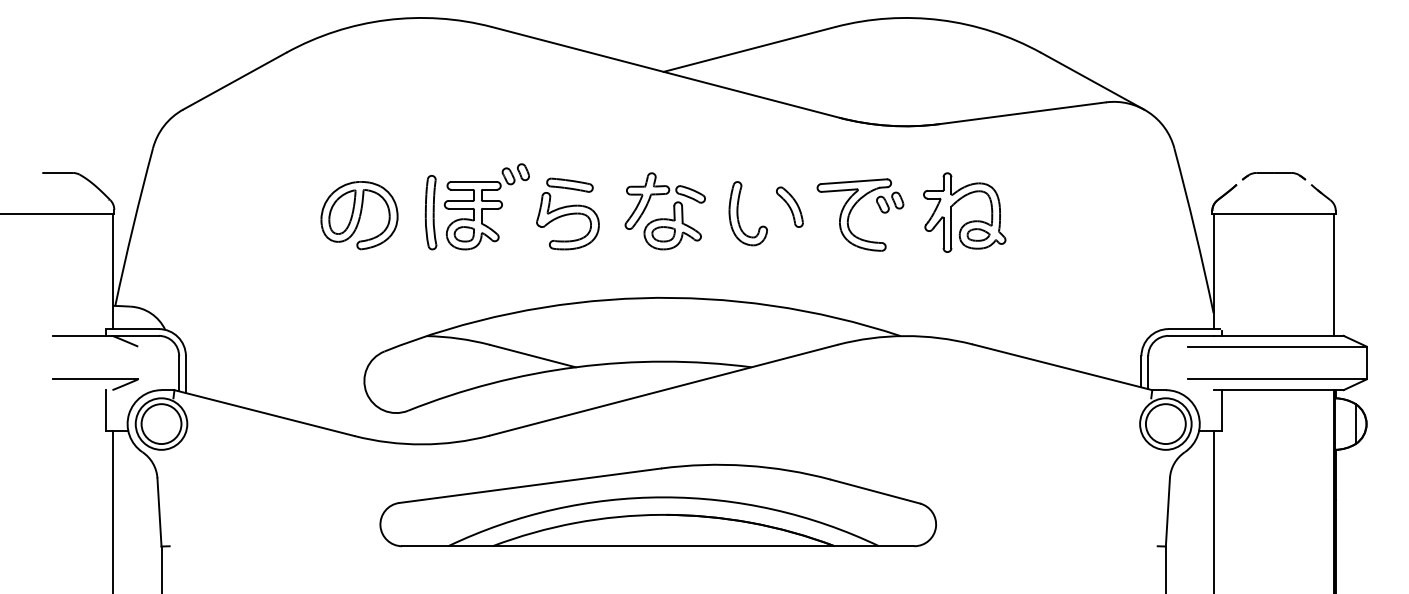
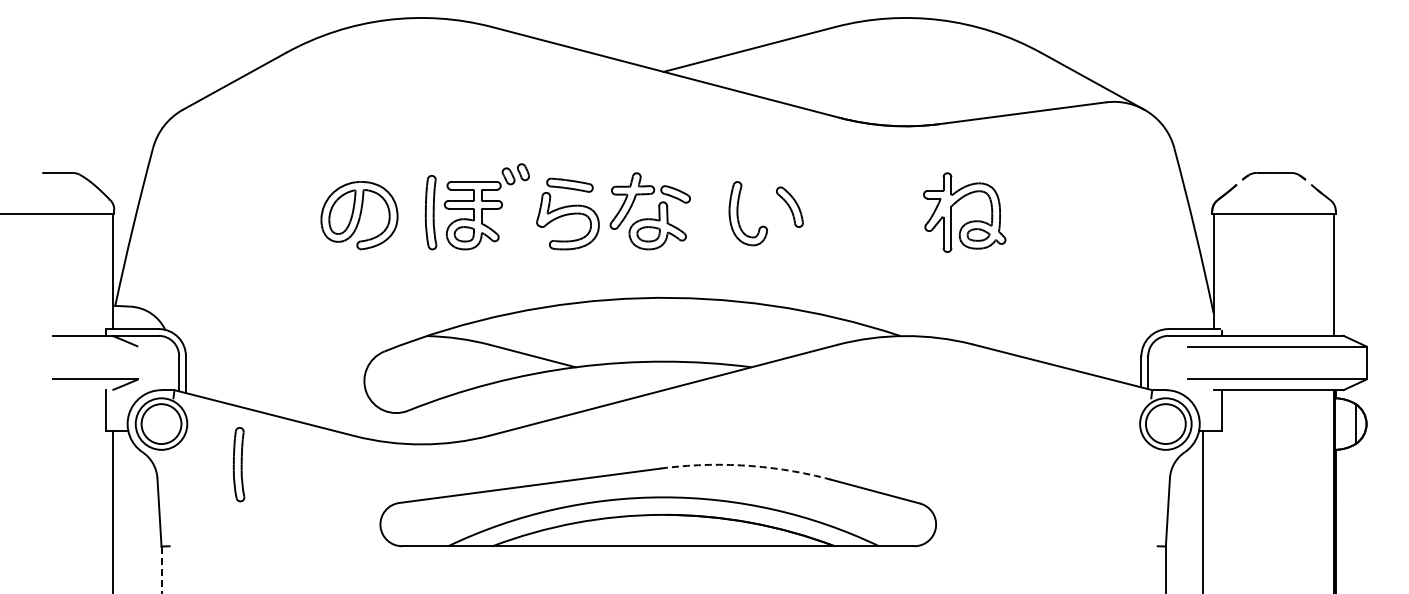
part: present -> none (853, 208)
part position: (664, 218) -> (649, 218) (649, 218)
part: none -> present (238, 464)
arc: solid -> dashed (746, 465)
line position: (1213, 510) -> (1202, 510) (1202, 510)
line: solid -> dashed (161, 570)
